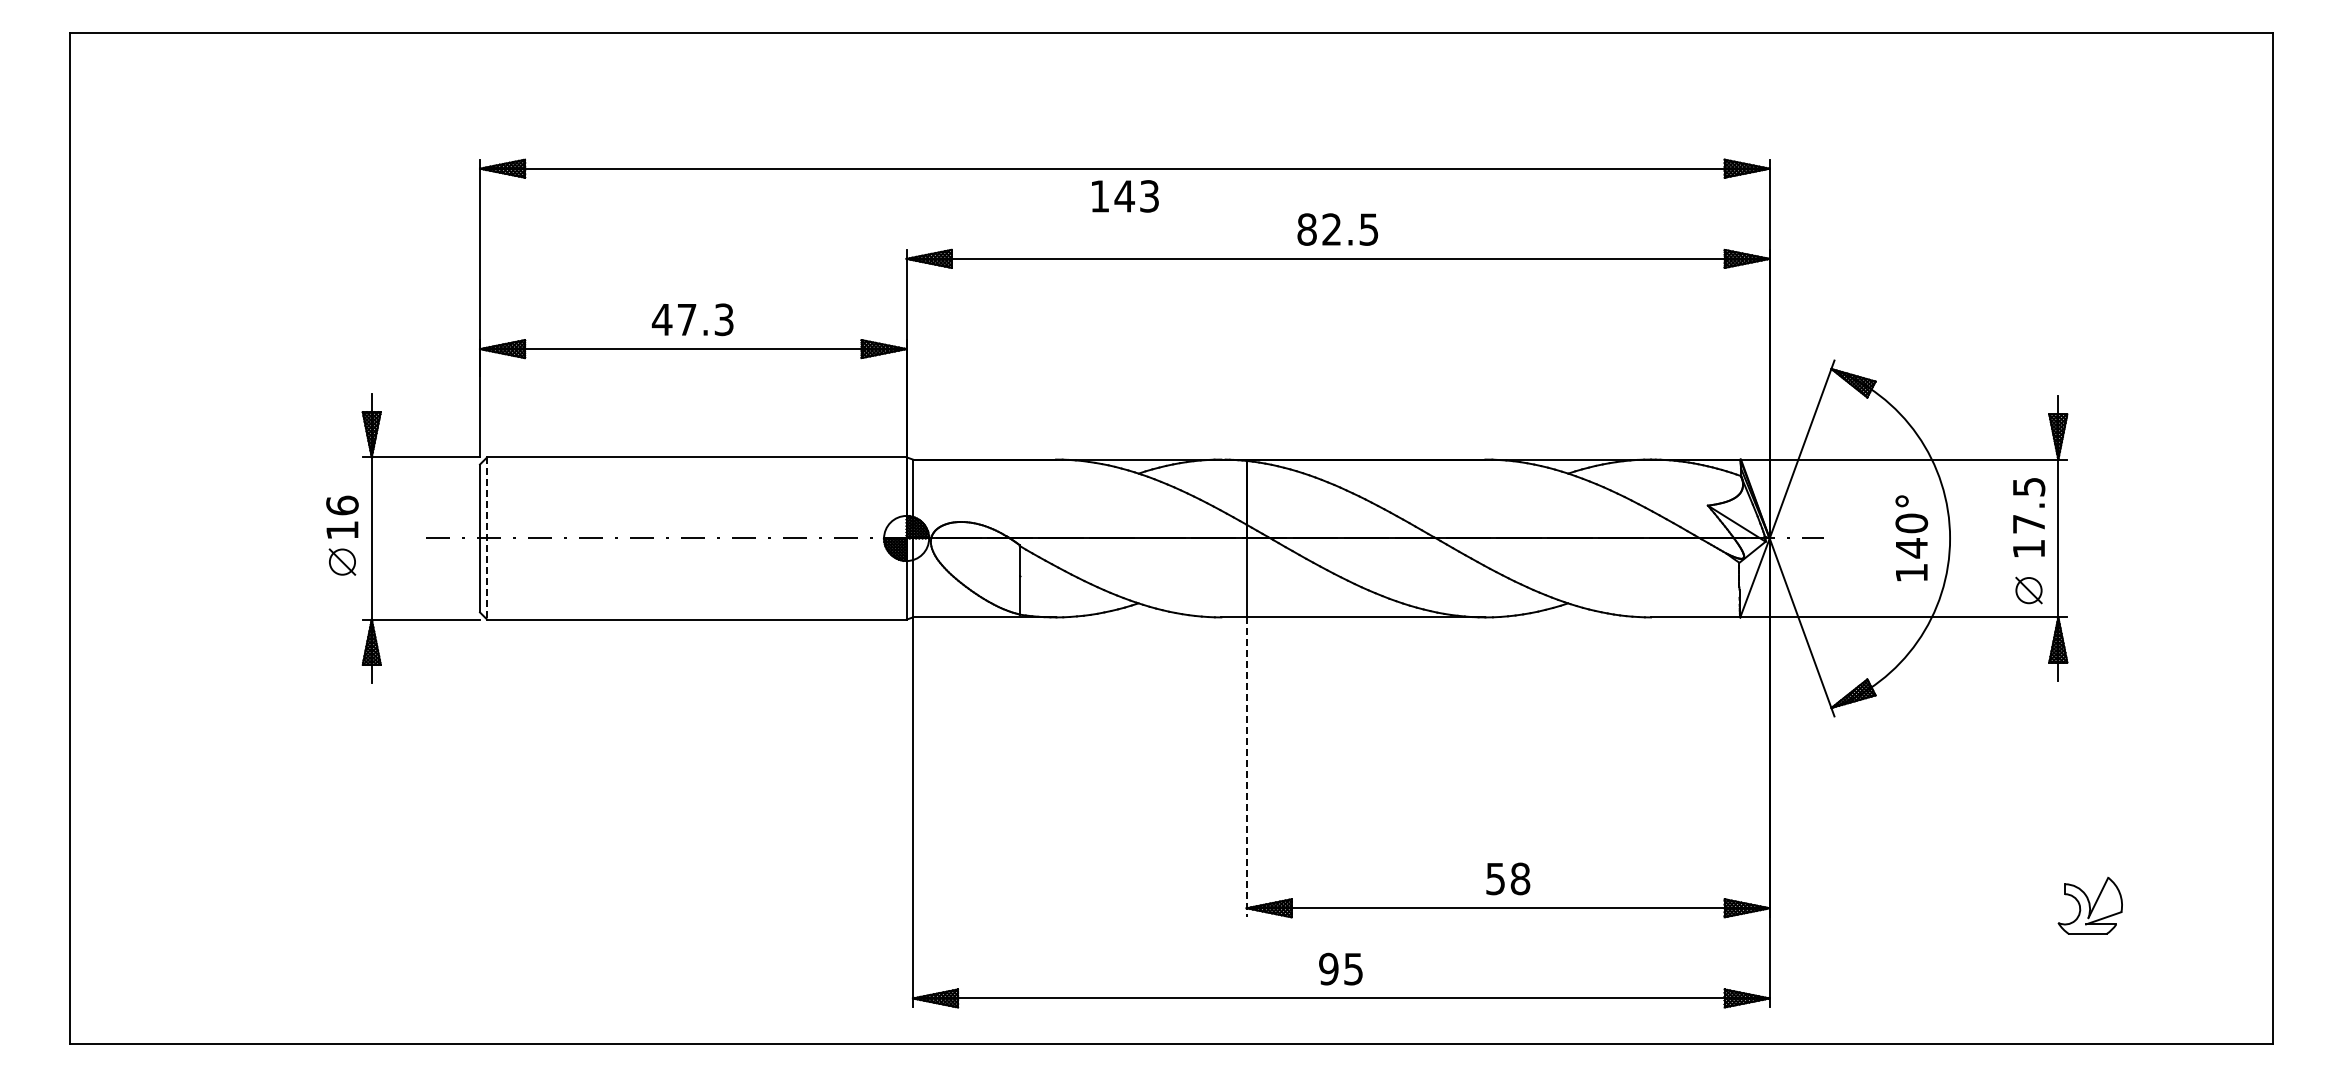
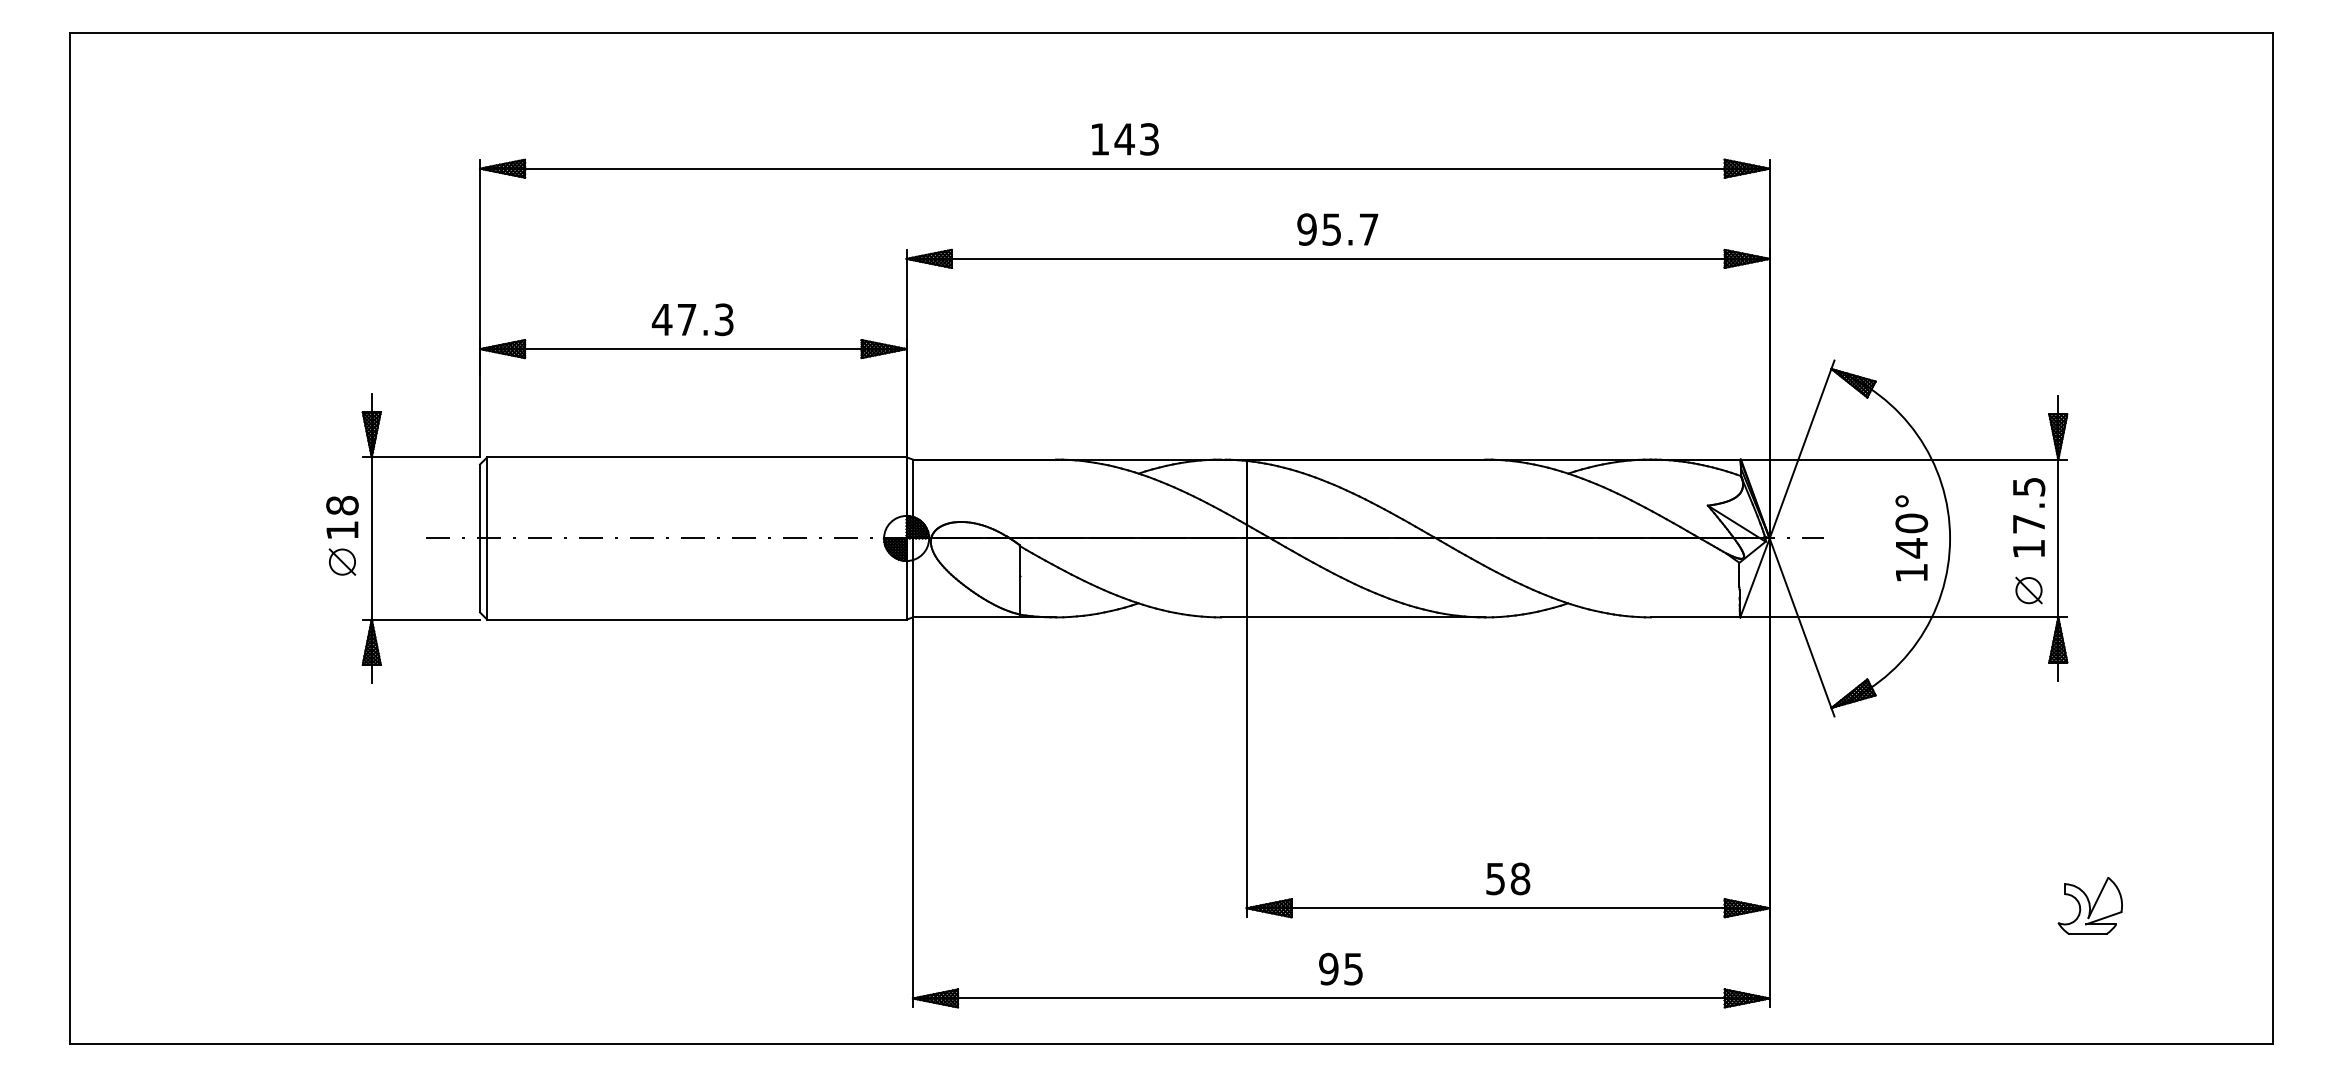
text position: (1125, 196) -> (1125, 139) (1125, 139)
text: 82.5 -> 95.7 (1337, 229)
text: 16 -> 18 (342, 505)
line: dashed -> solid (487, 538)
line: dashed -> solid (1246, 767)
